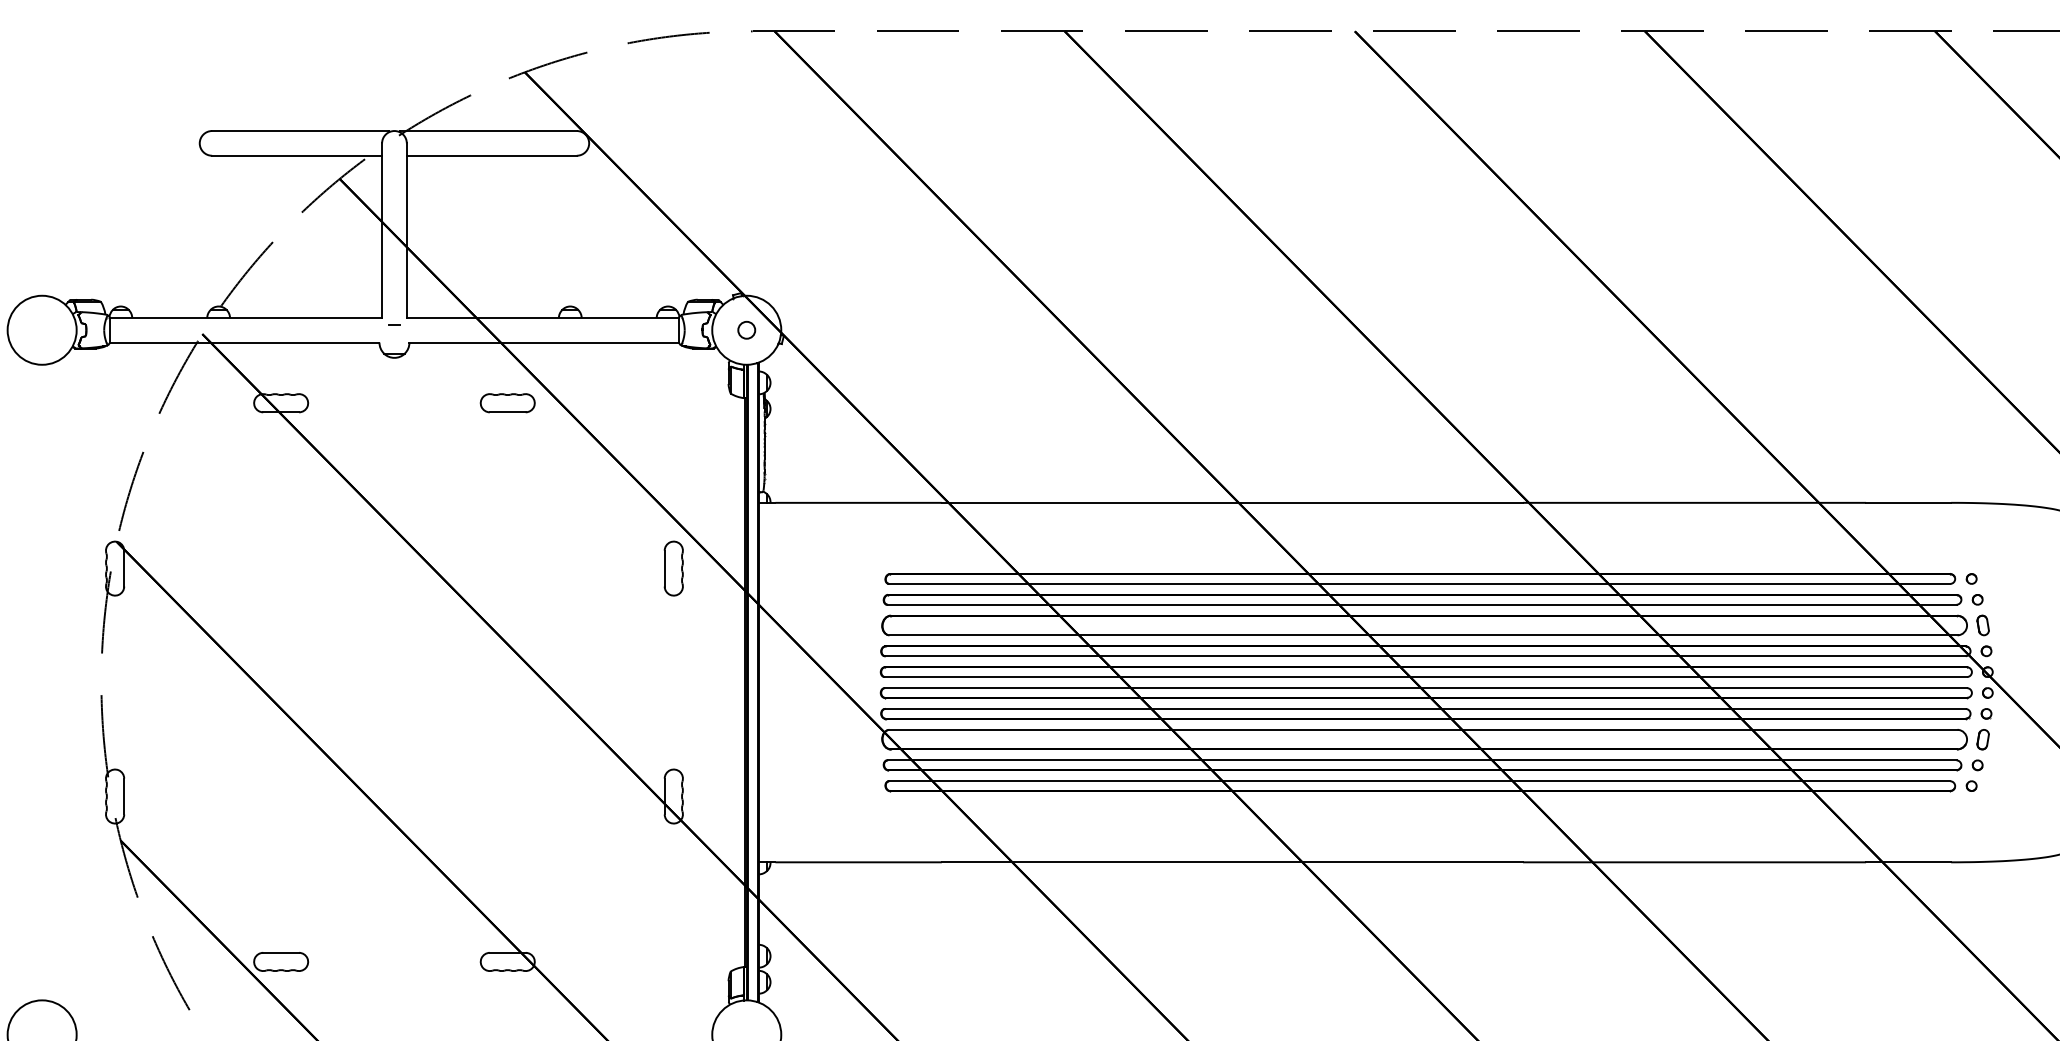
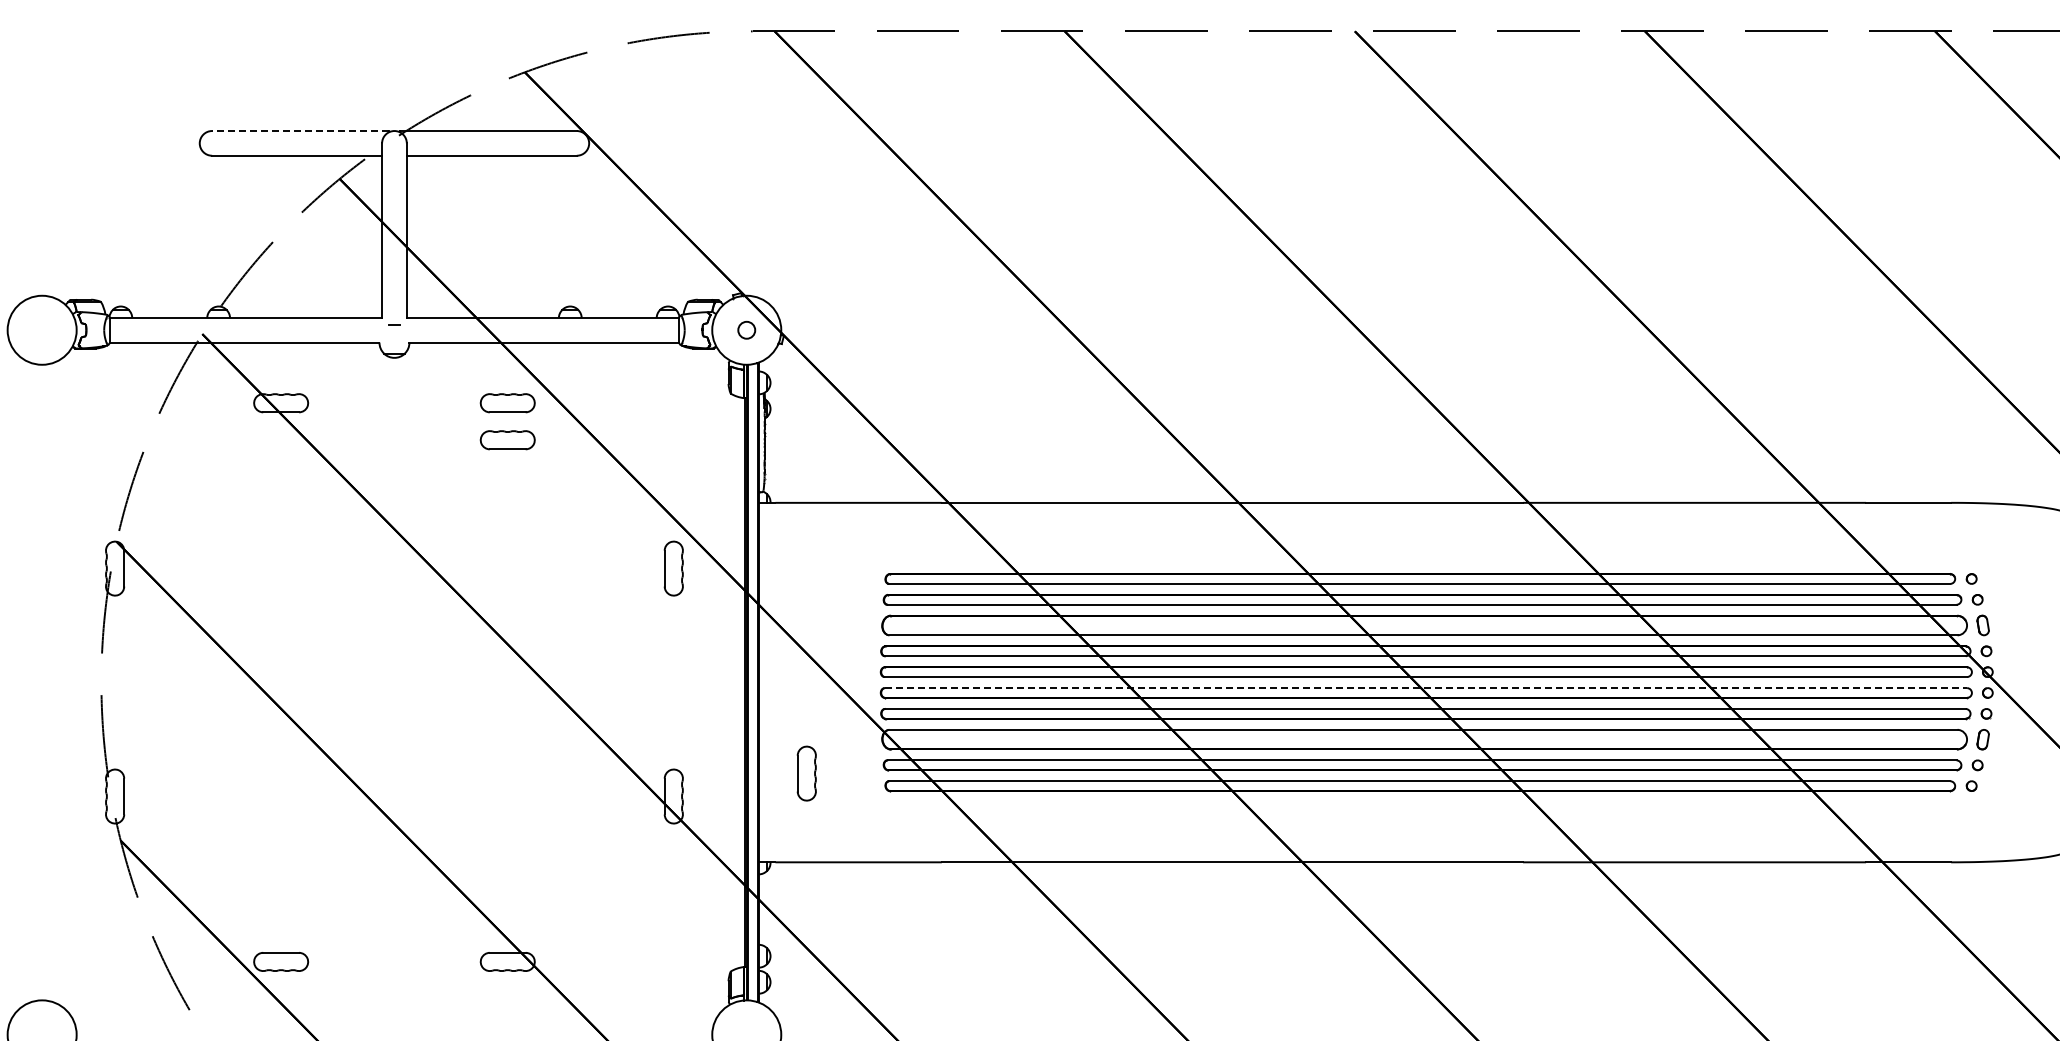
line: solid -> dashed (300, 131)
part: none -> present (507, 440)
line: solid -> dashed (1426, 688)
part: none -> present (806, 773)
